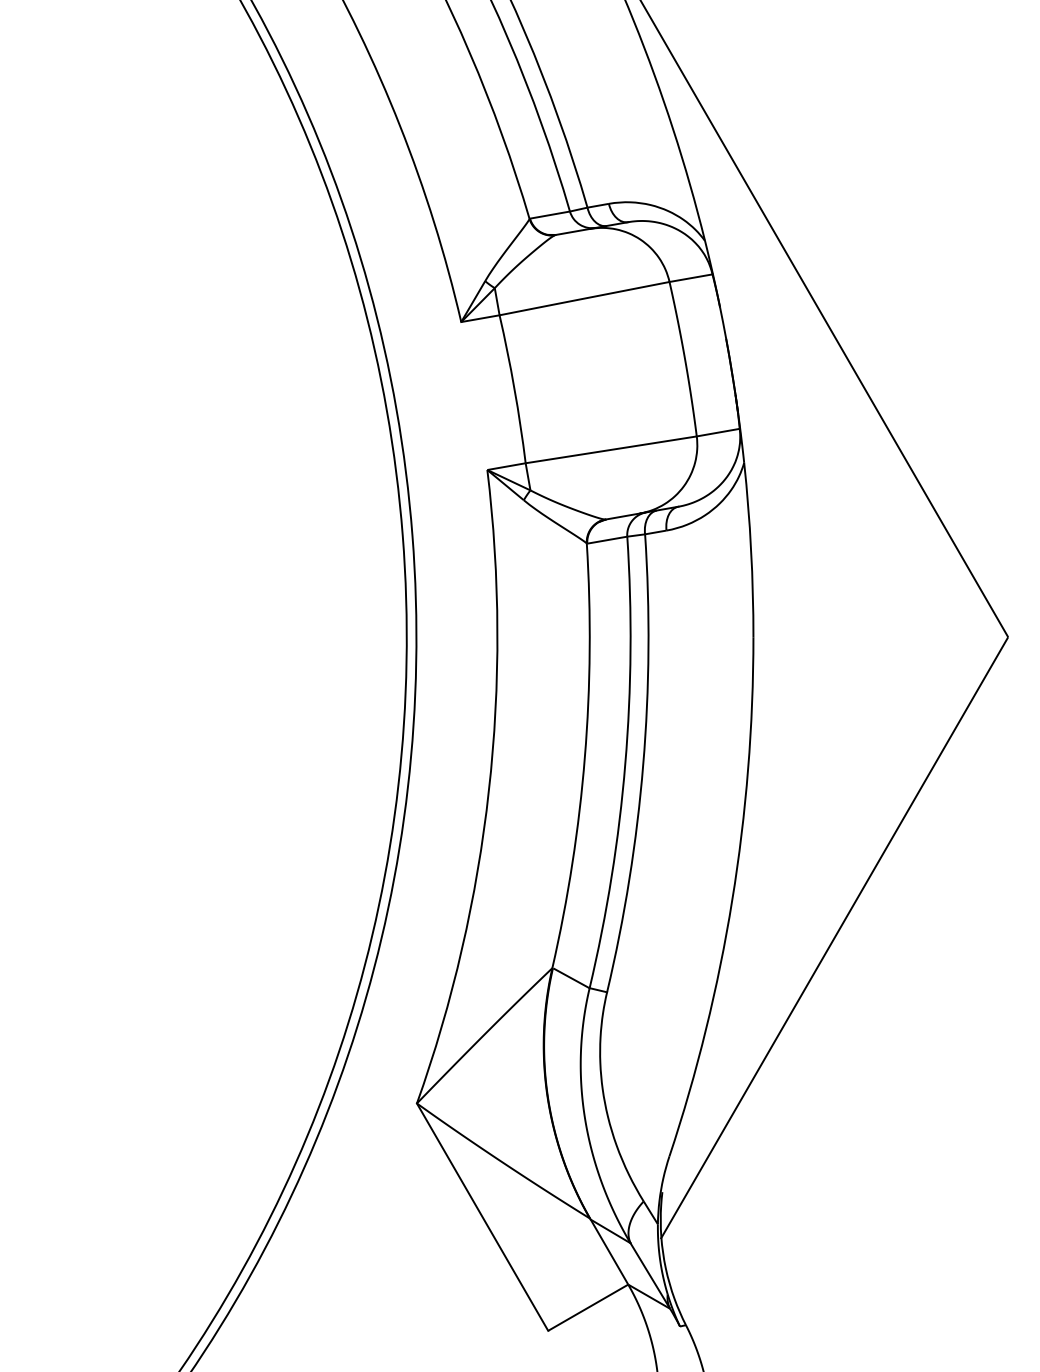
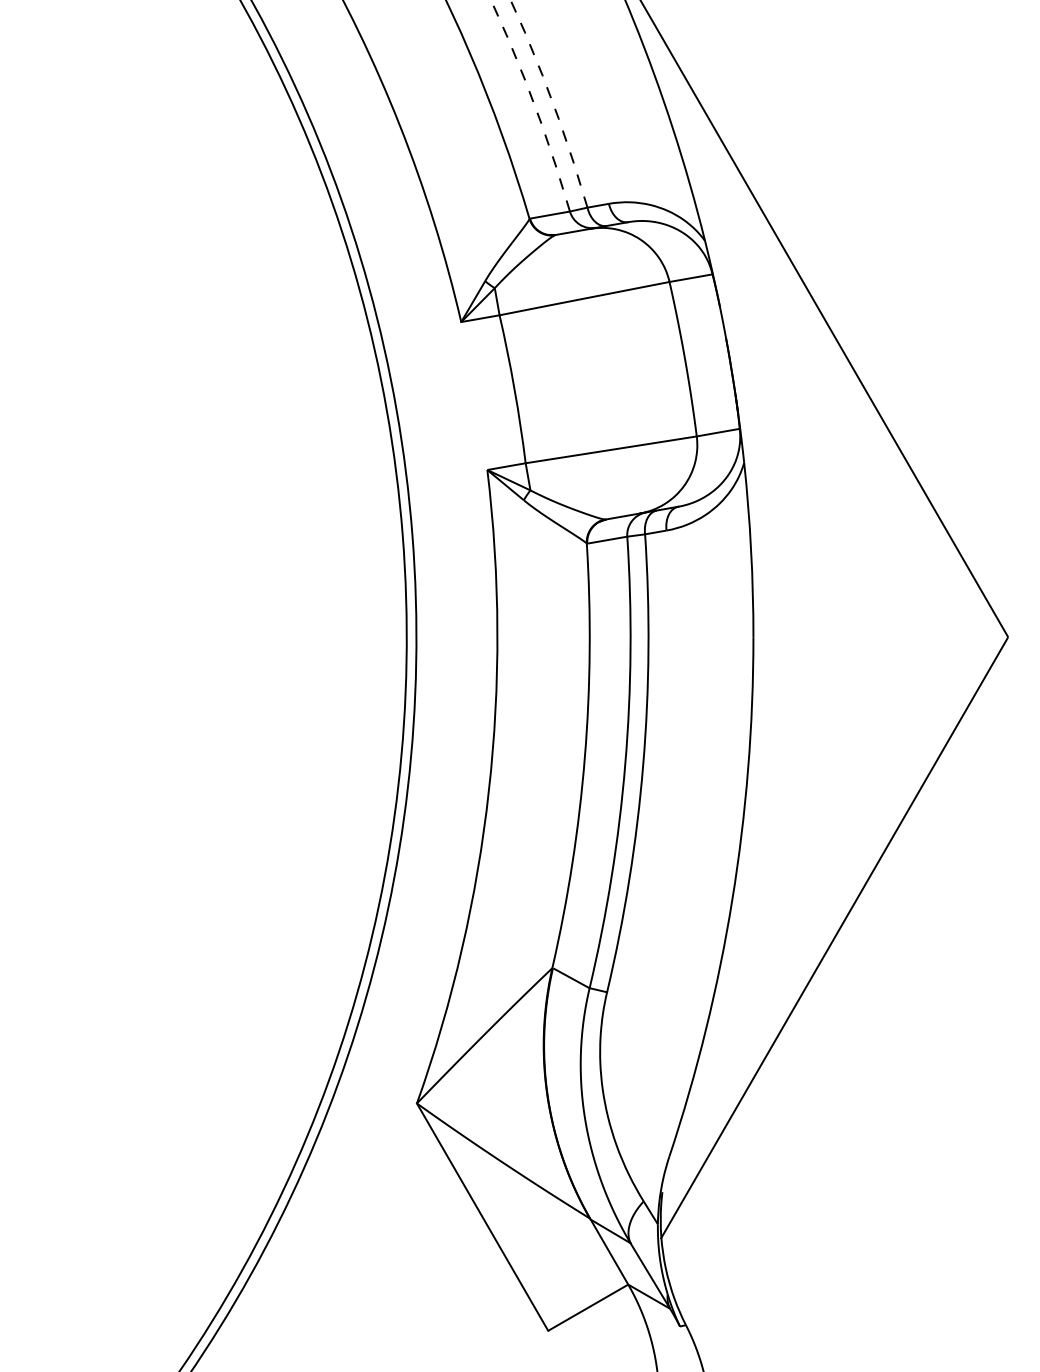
arc: solid -> dashed (552, 101)
arc: solid -> dashed (534, 104)
